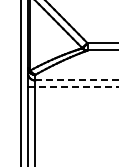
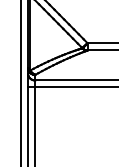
line: dashed -> solid (77, 80)
line: dashed -> solid (77, 87)
